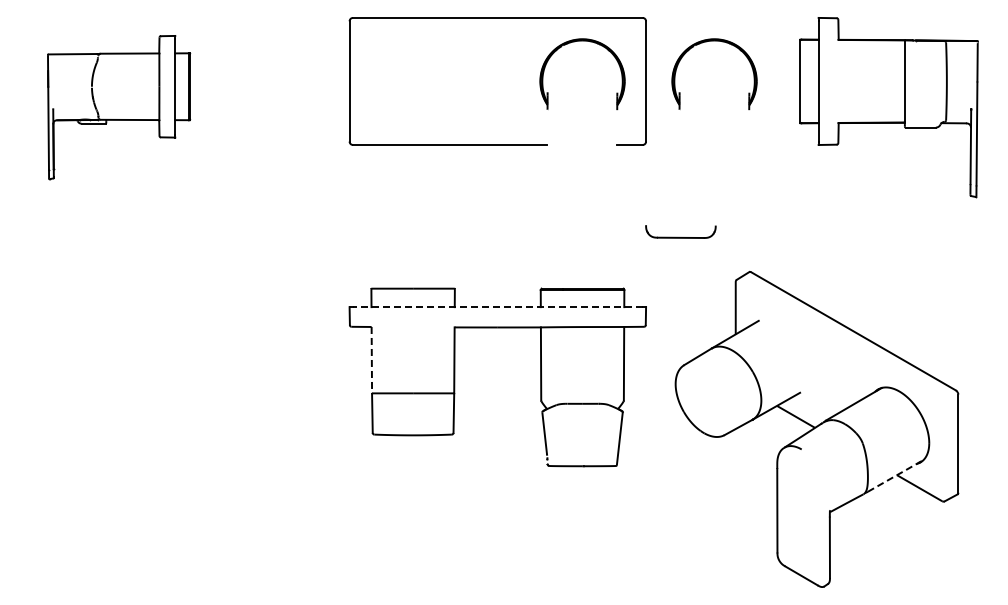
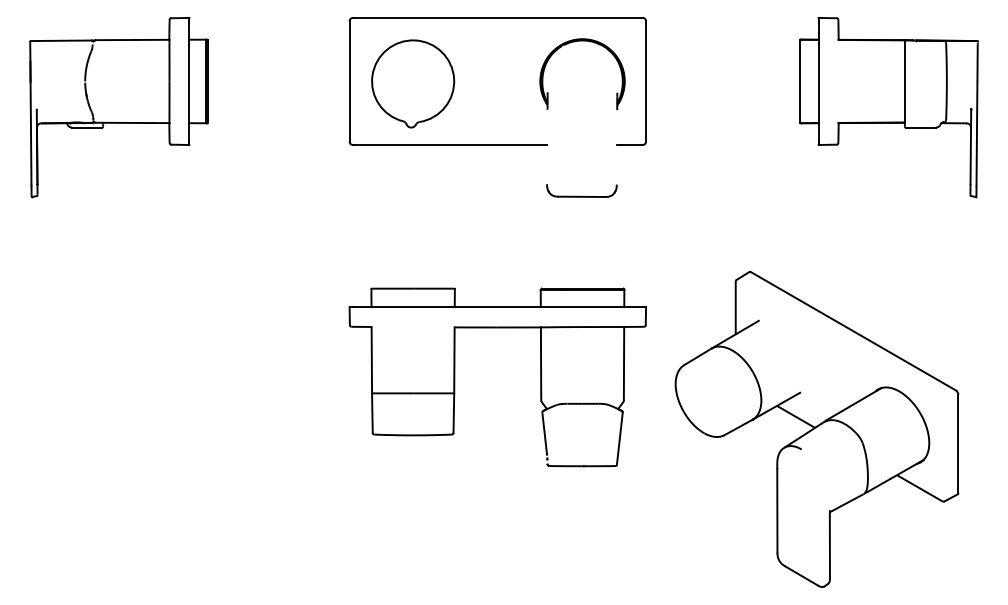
part: present -> none (706, 42)
part: none -> present (413, 83)
part size: 145x146 px -> 180x182 px (118, 107)
part position: (680, 231) -> (581, 190) (581, 190)
line: dashed -> solid (497, 307)
line: dashed -> solid (371, 360)
line: dashed -> solid (896, 475)
